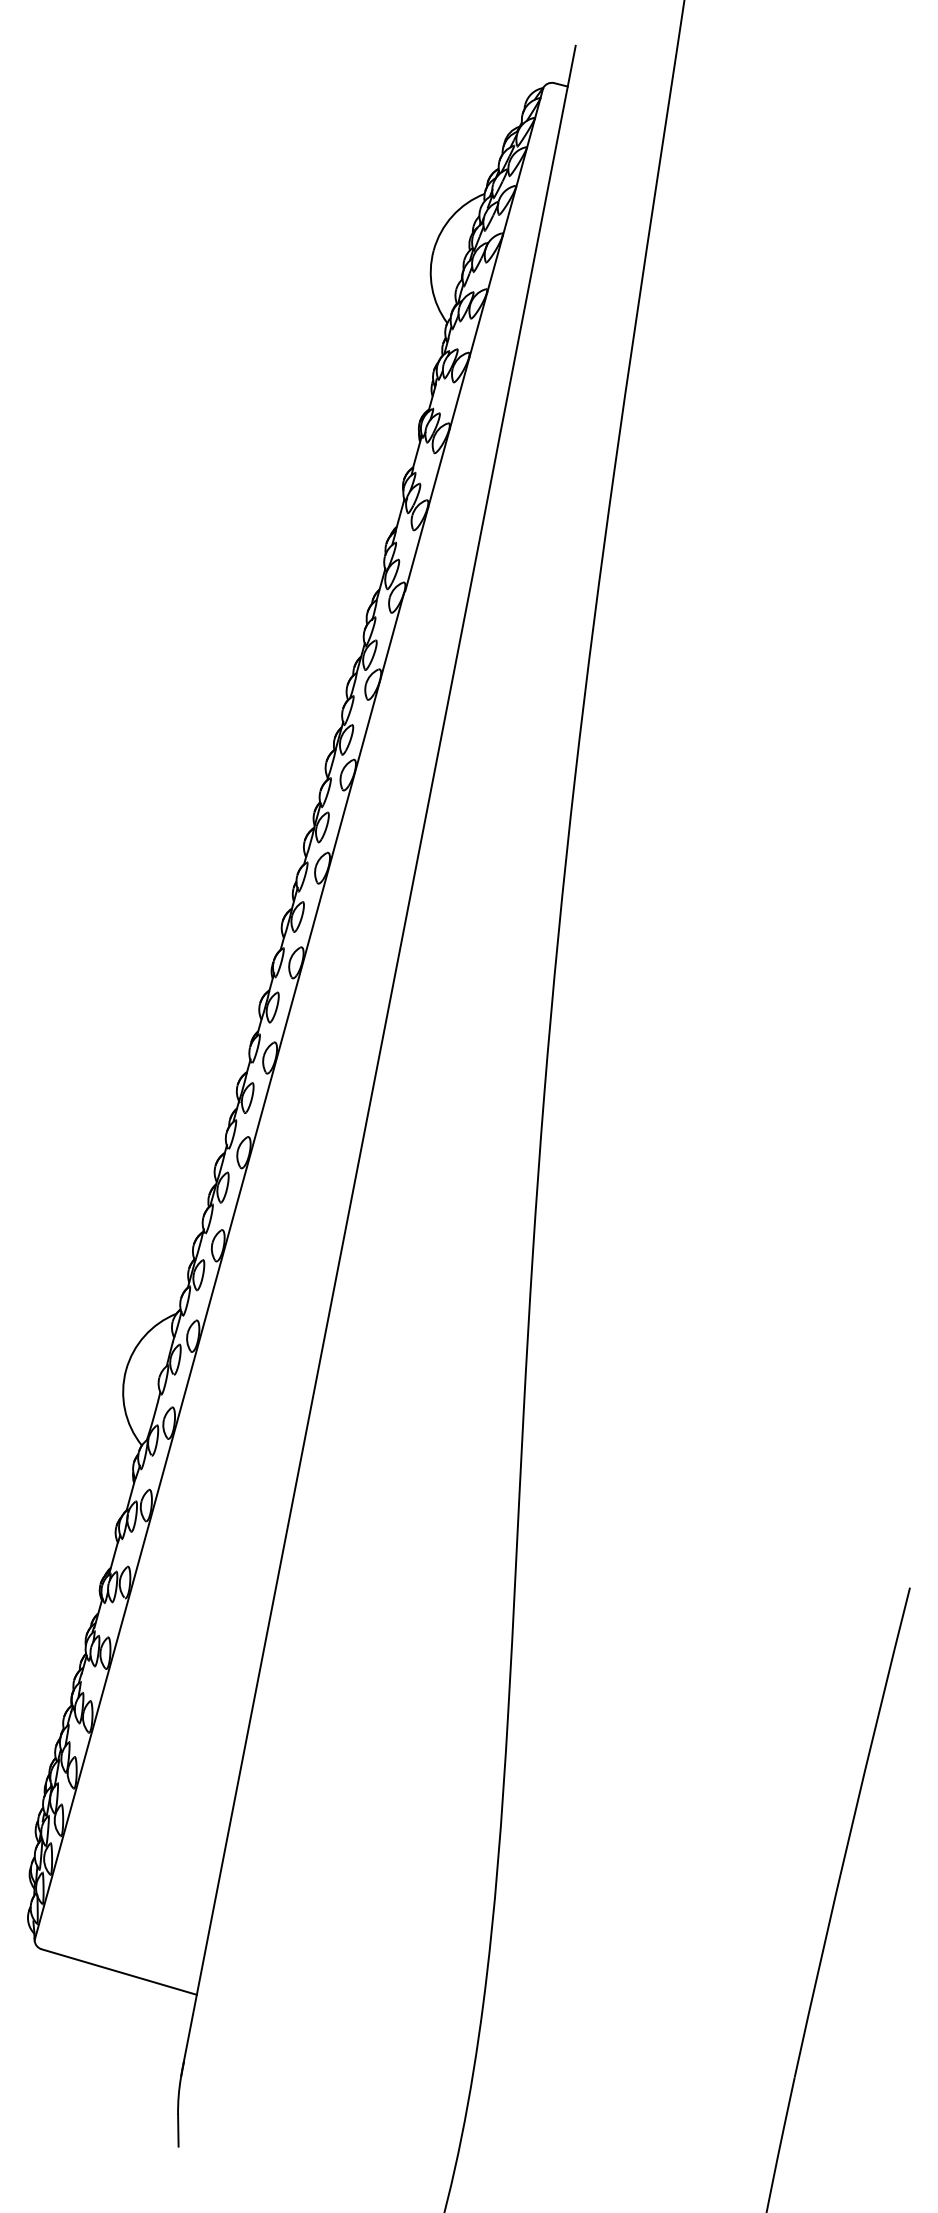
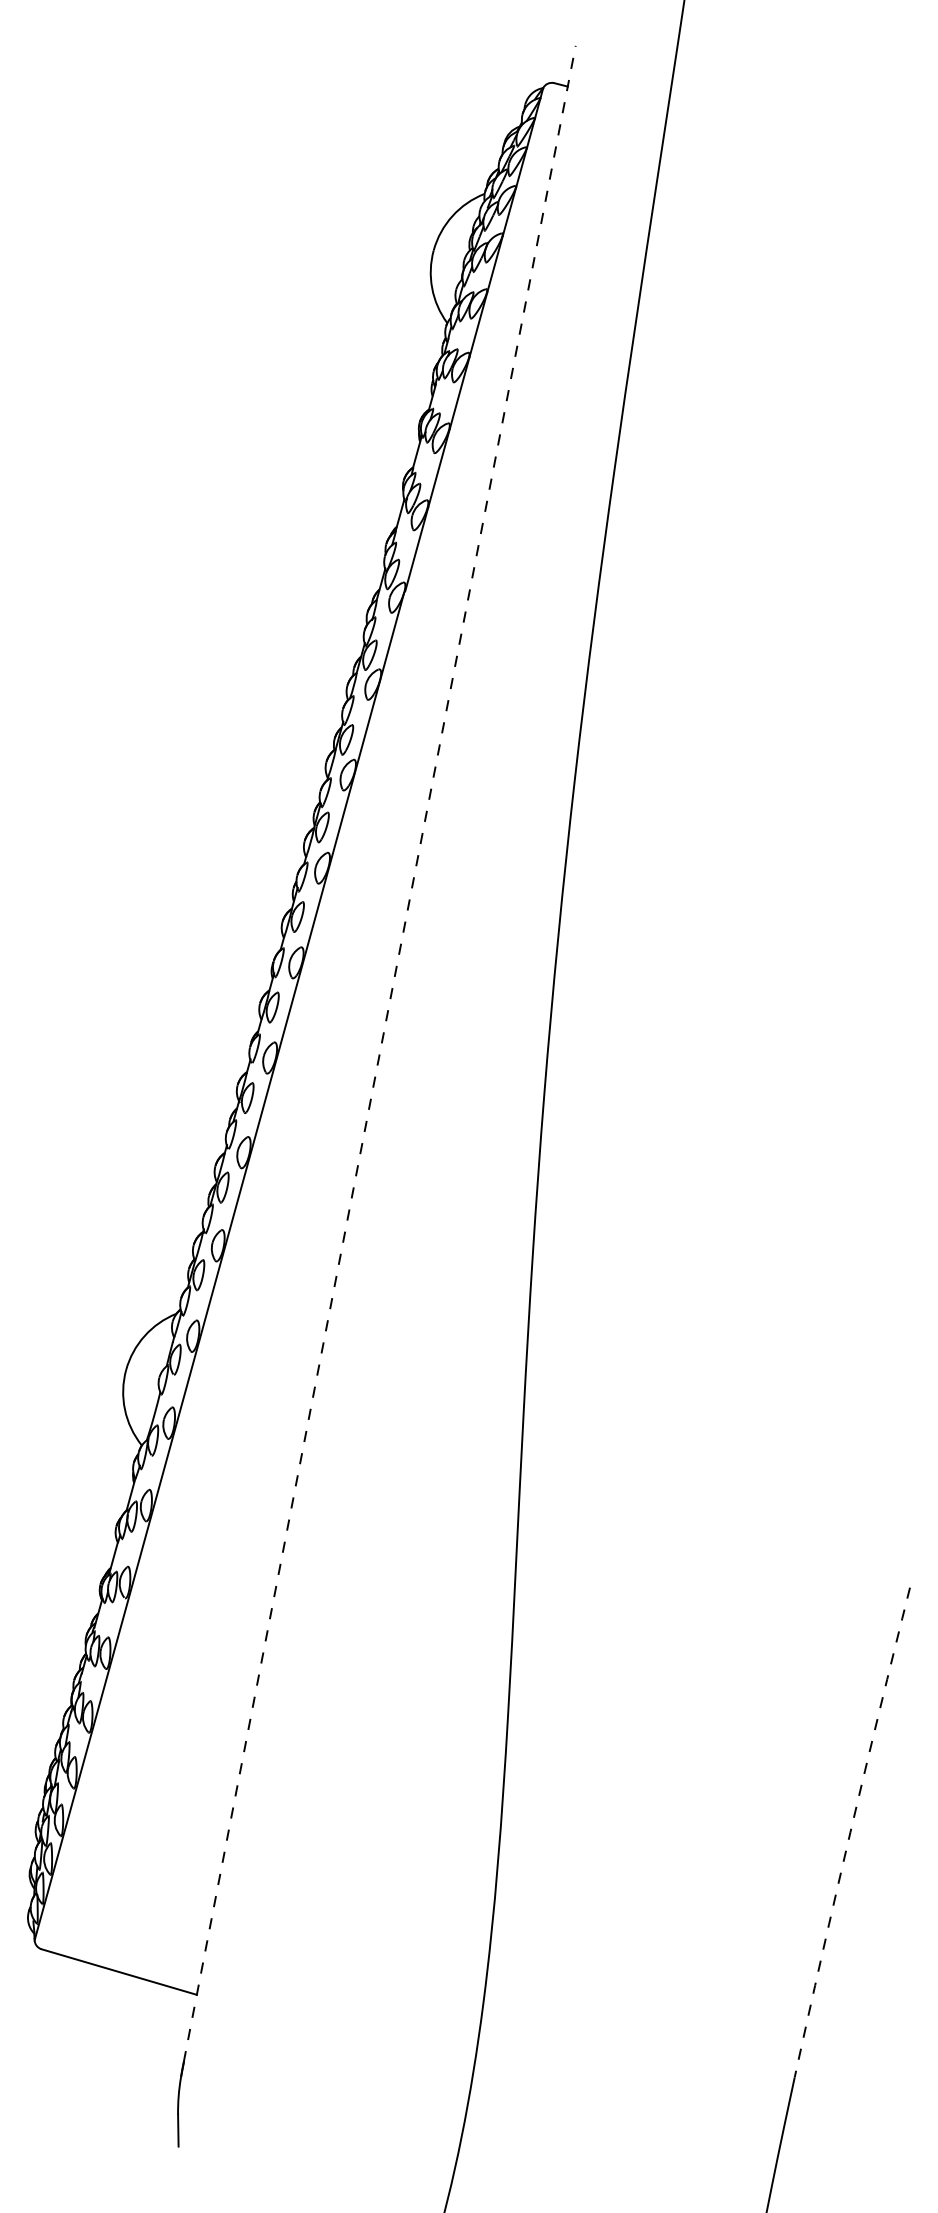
line: solid -> dashed (379, 1053)
arc: solid -> dashed (850, 1832)
